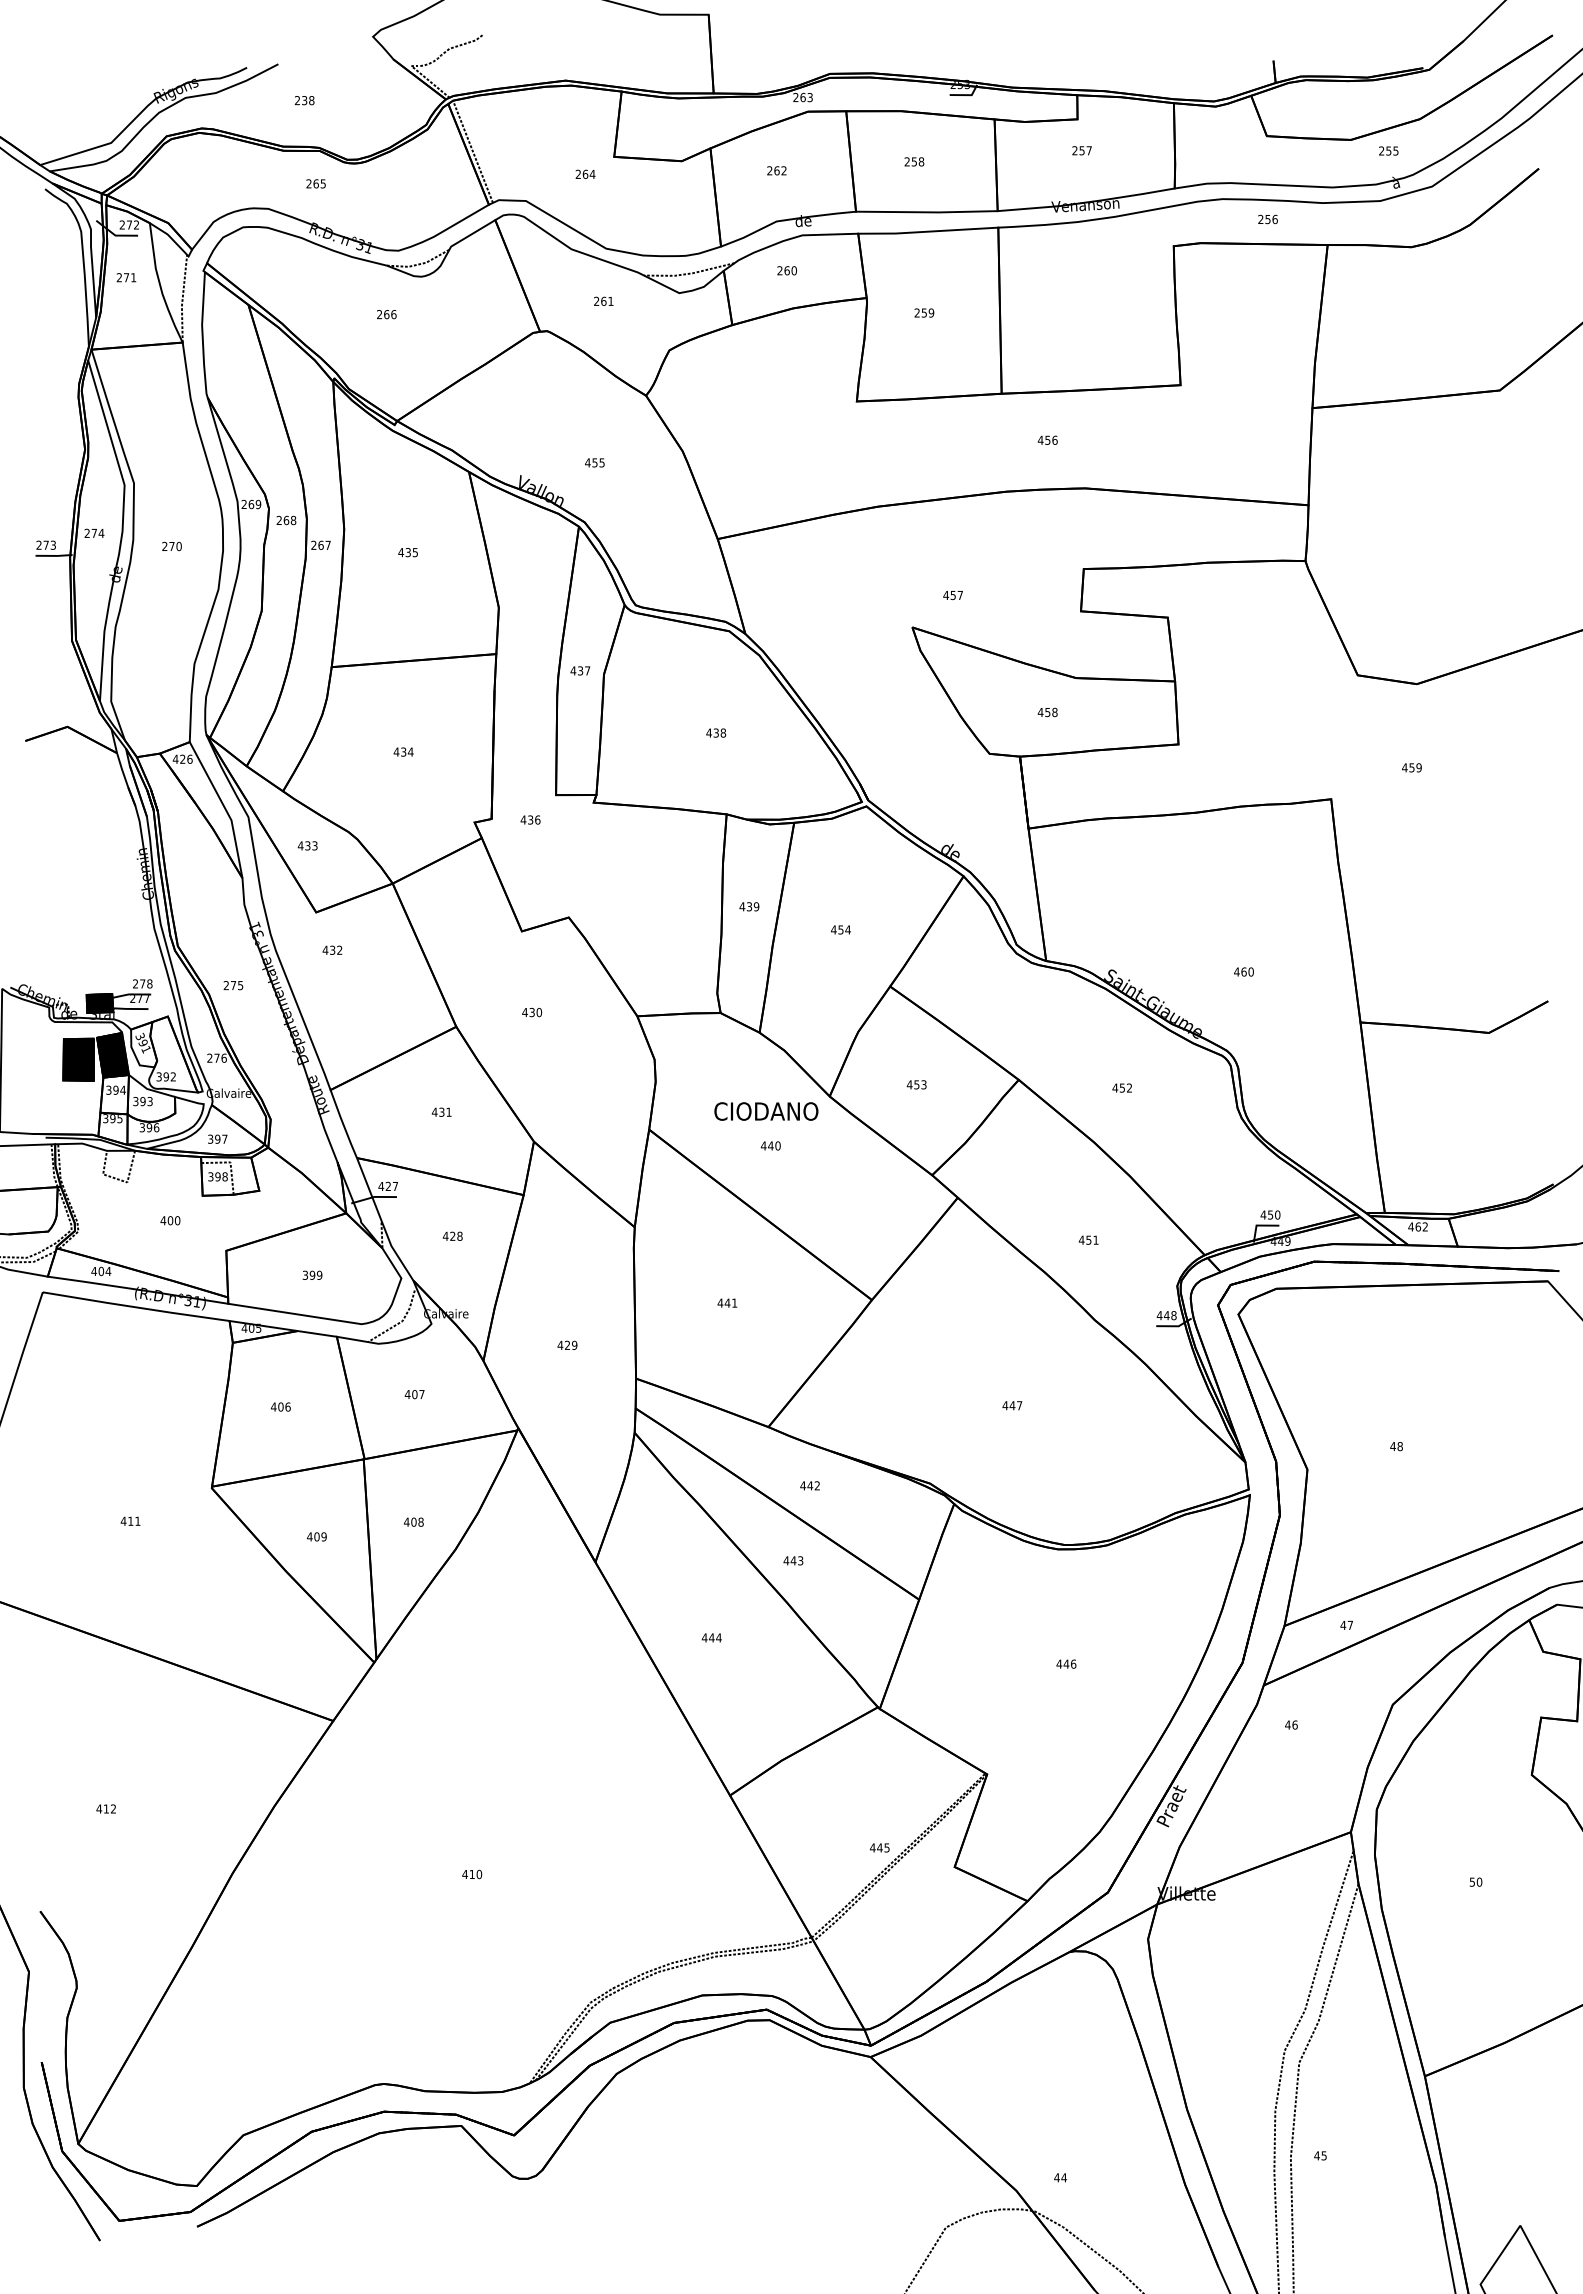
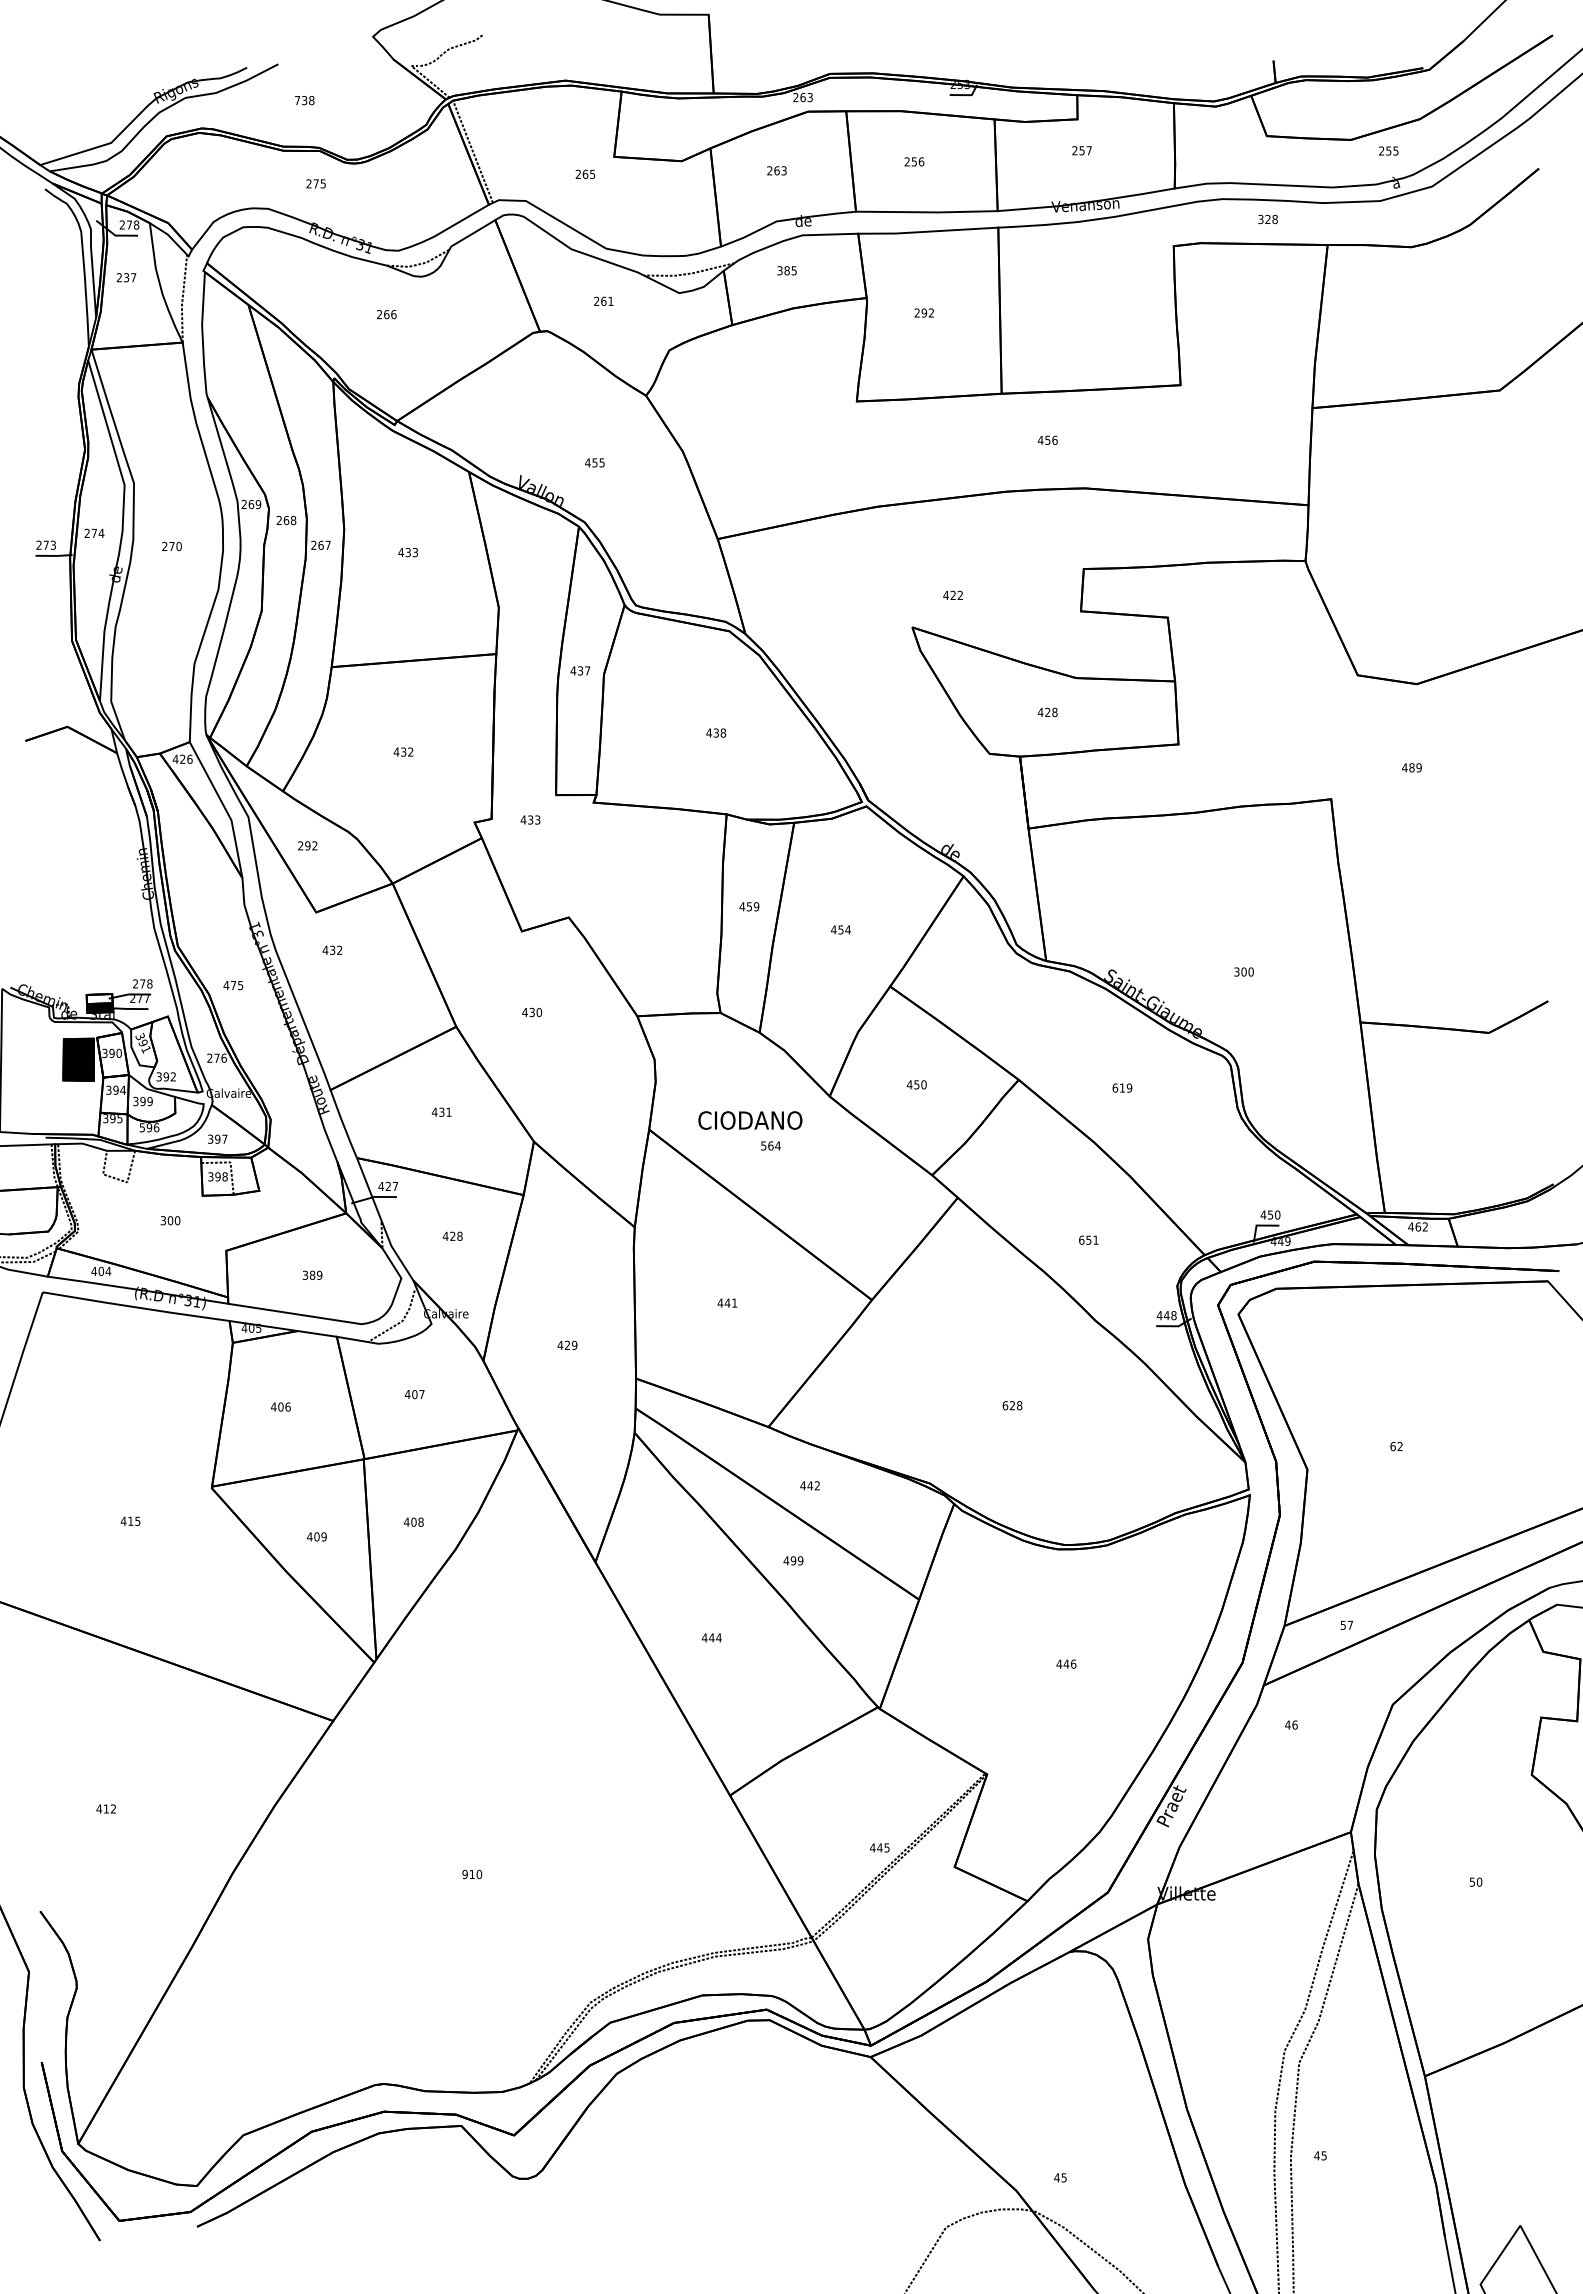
text: 238 -> 738 (297, 100)
text: 258 -> 256 (921, 161)
text: 262 -> 263 (783, 170)
text: 264 -> 265 (592, 173)
text: 265 -> 275 (315, 183)
text: 256 -> 328 (1267, 219)
text: 272 -> 278 (136, 224)
text: 260 -> 385 (786, 270)
text: 271 -> 237 (129, 277)
text: 259 -> 292 (927, 312)
text: 435 -> 433 (415, 552)
text: 457 -> 422 (956, 595)
text: 458 -> 428 (1047, 712)
text: 434 -> 432 (410, 751)
text: 459 -> 489 (1411, 767)
text: 436 -> 433 (537, 819)
text: 433 -> 292 (307, 845)
text: 439 -> 459 (749, 906)
text: 460 -> 300 (1240, 971)
text: 275 -> 475 (226, 985)
fill: present -> none (99, 999)
fill: present -> none (112, 1054)
text: 453 -> 450 (923, 1084)
text: 452 -> 619 (1122, 1087)
text: 393 -> 399 (149, 1101)
text position: (766, 1111) -> (750, 1120) (750, 1120)
text: 396 -> 596 (142, 1127)
text: 440 -> 564 (770, 1145)
text: 400 -> 300 (163, 1220)
text: 451 -> 651 (1081, 1239)
text: 399 -> 389 (312, 1275)
text: 447 -> 628 (1012, 1405)
text: 48 -> 62 (1396, 1446)
text: 411 -> 415 (137, 1520)
text: 443 -> 499 (796, 1560)
text: 47 -> 57 (1343, 1624)
text: 410 -> 910 (465, 1874)
text: 44 -> 45 (1064, 2177)
